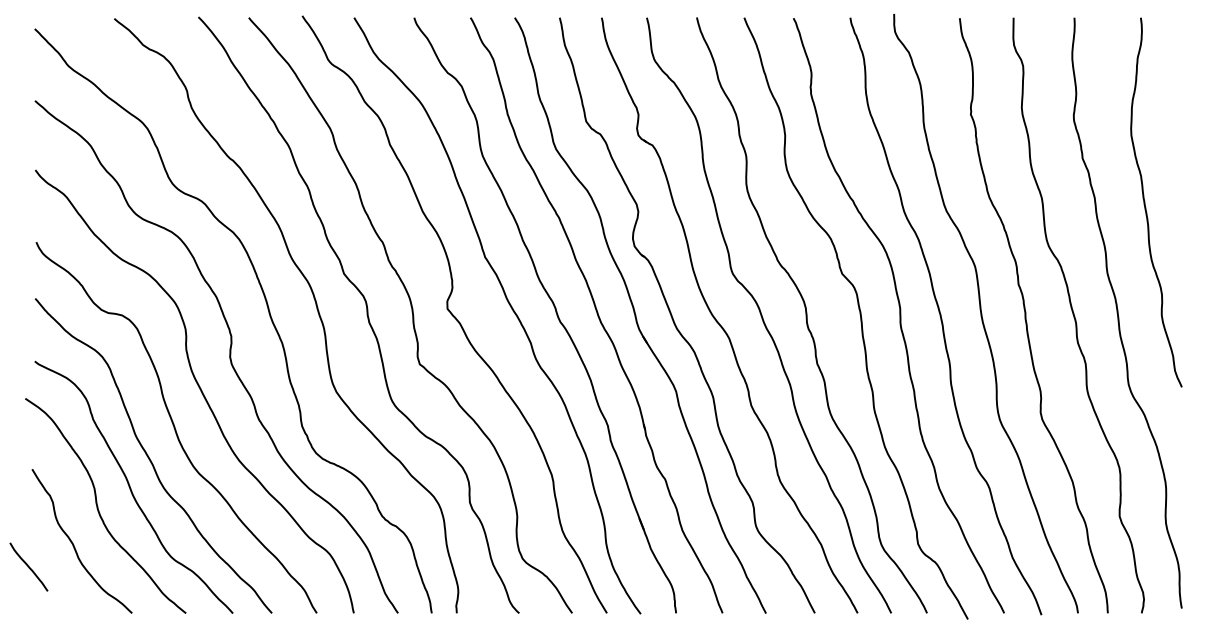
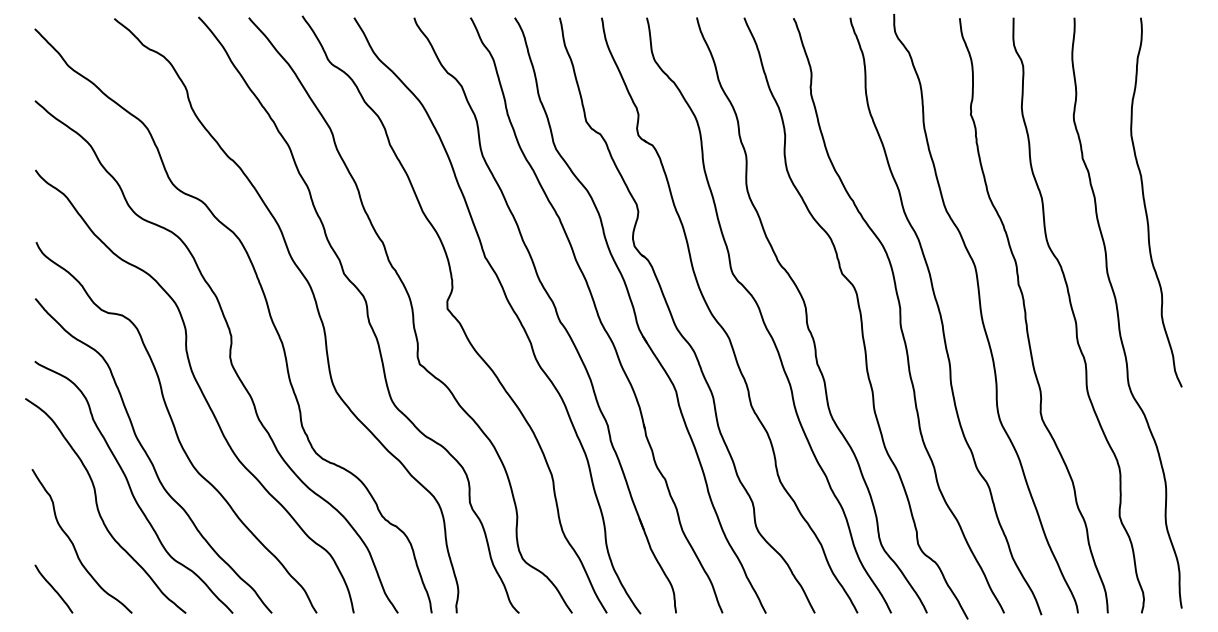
curve position: (28, 566) -> (53, 588) (53, 588)
